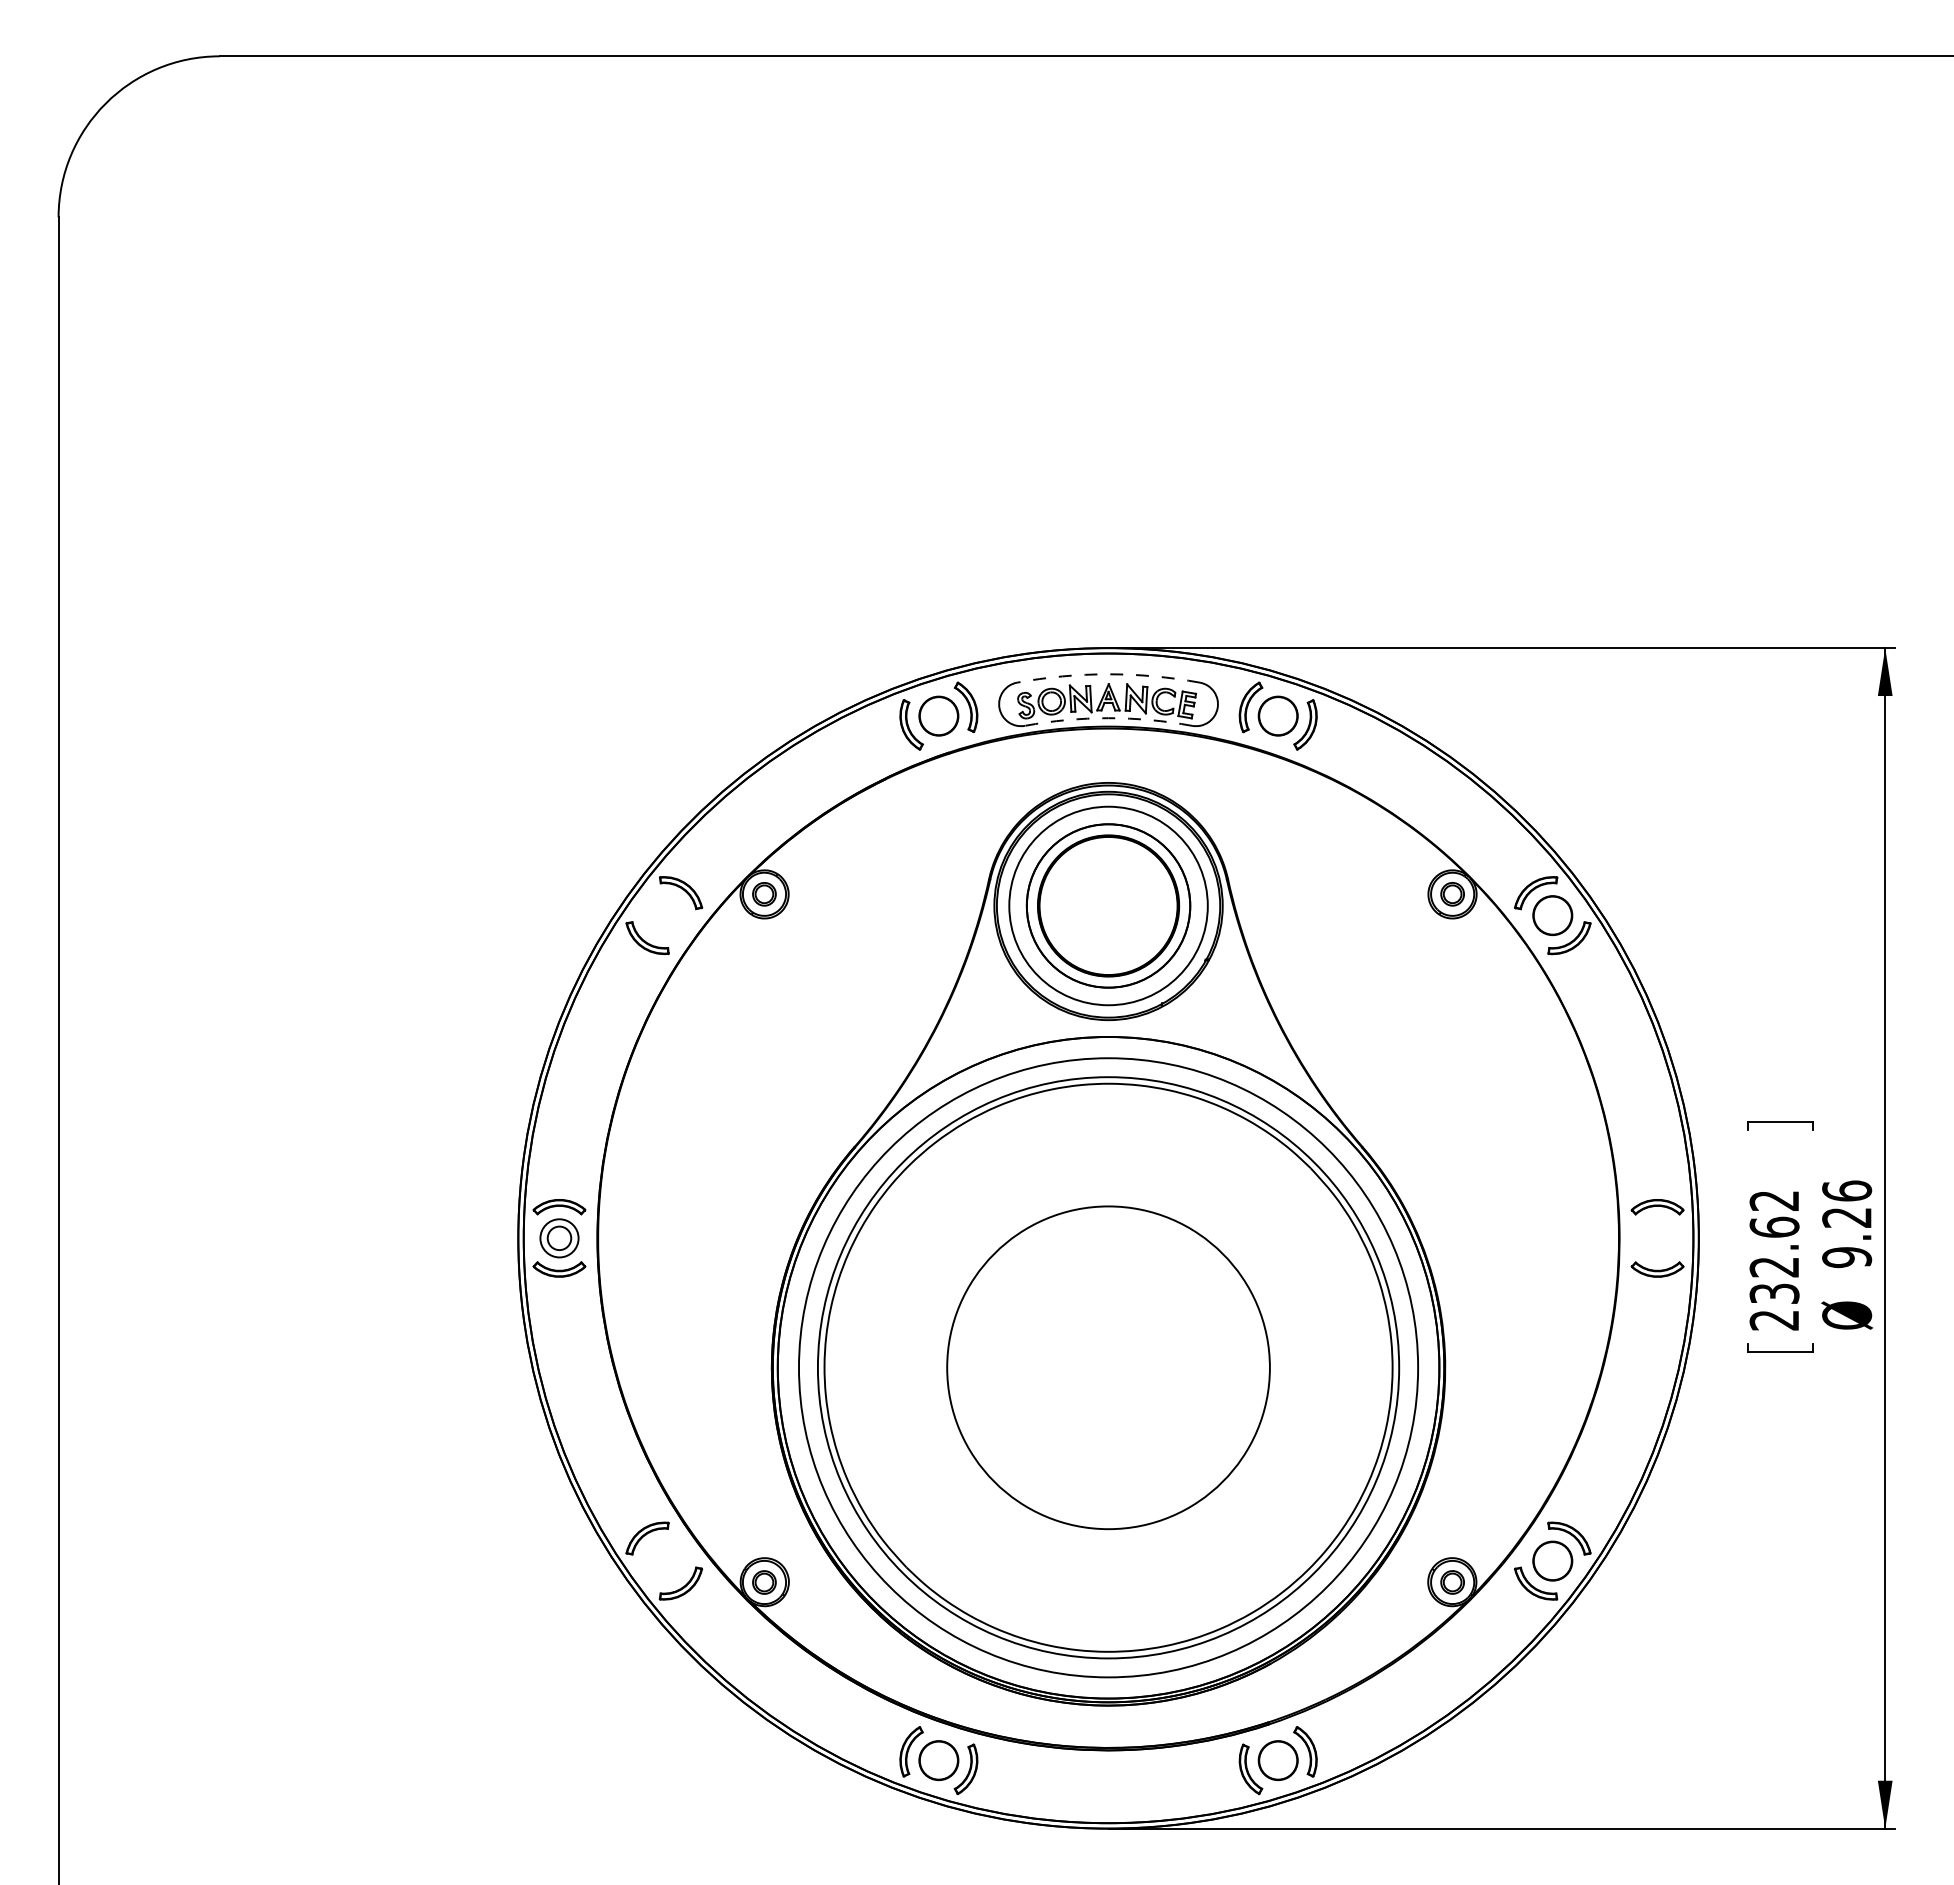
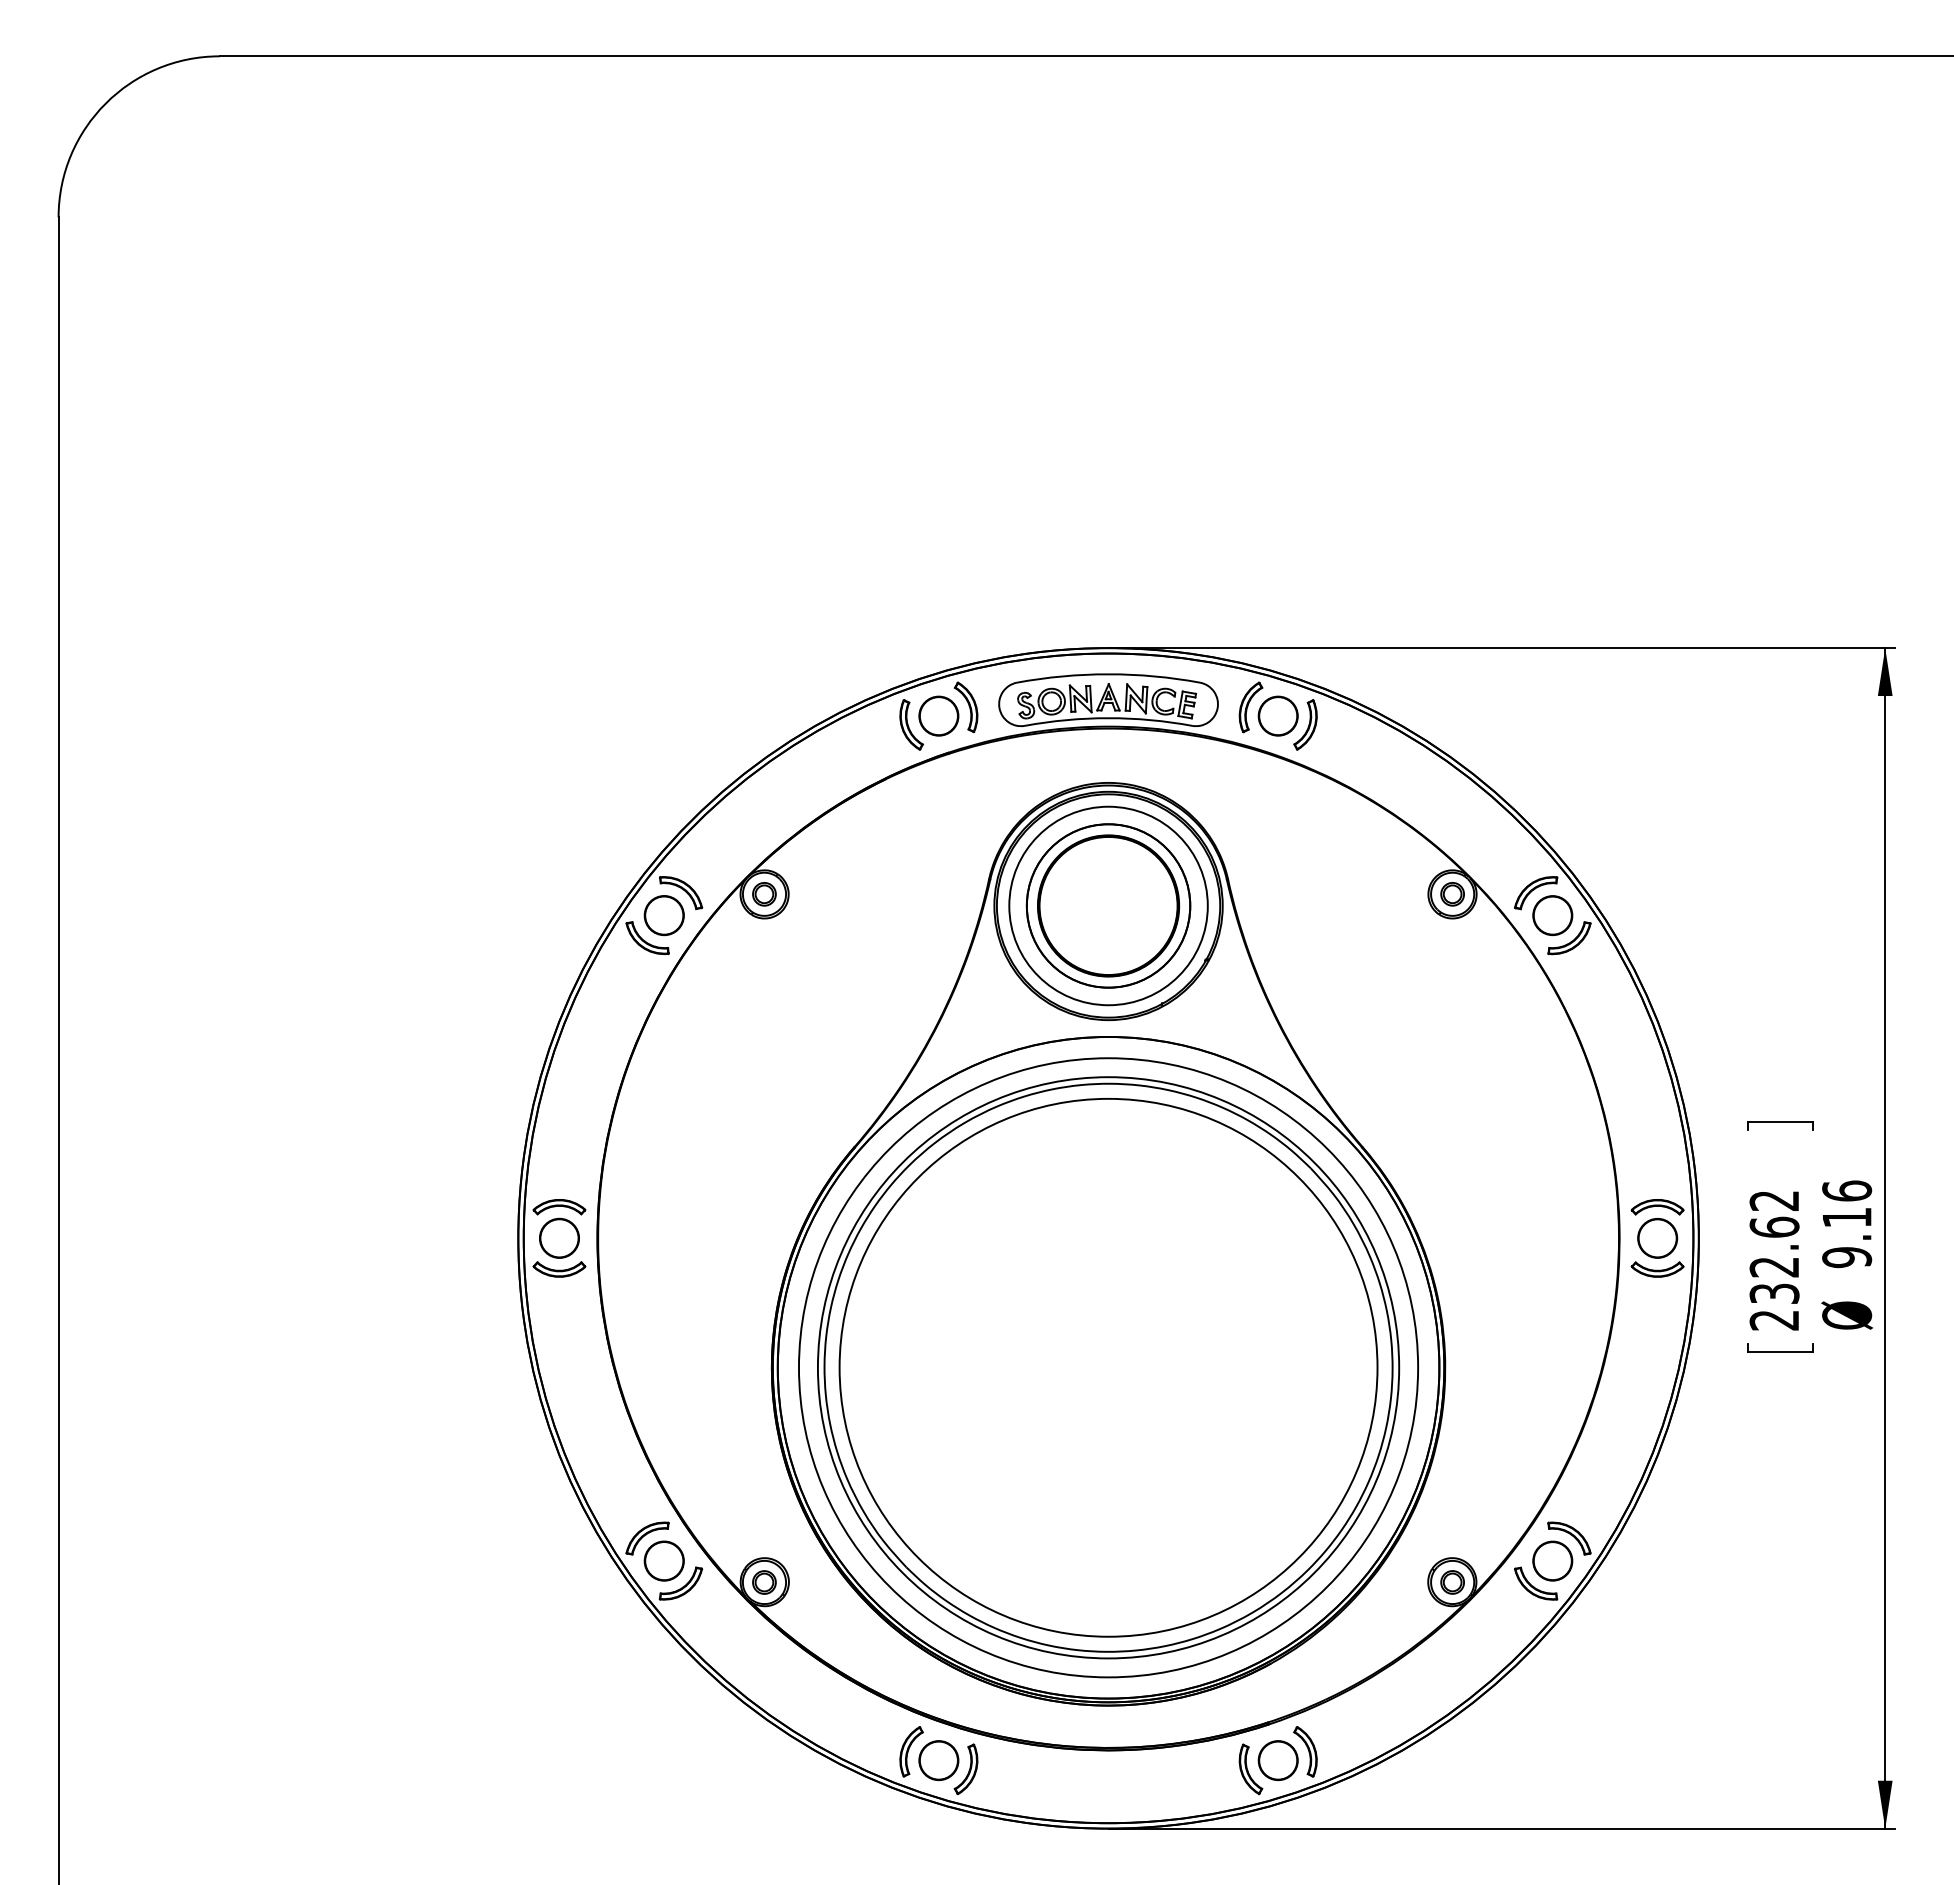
arc: dashed -> solid (1108, 674)
arc: dashed -> solid (1108, 718)
circle: none -> present (663, 915)
text: 9.26 -> 9.16 (1846, 1217)
circle diameter: 24 px -> 39 px (559, 1237)
circle: none -> present (1657, 1238)
circle diameter: 323 px -> 538 px (1108, 1367)
circle: none -> present (663, 1560)
